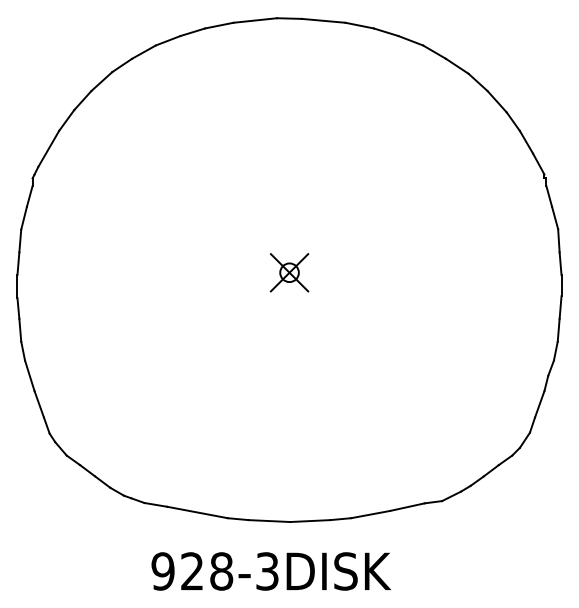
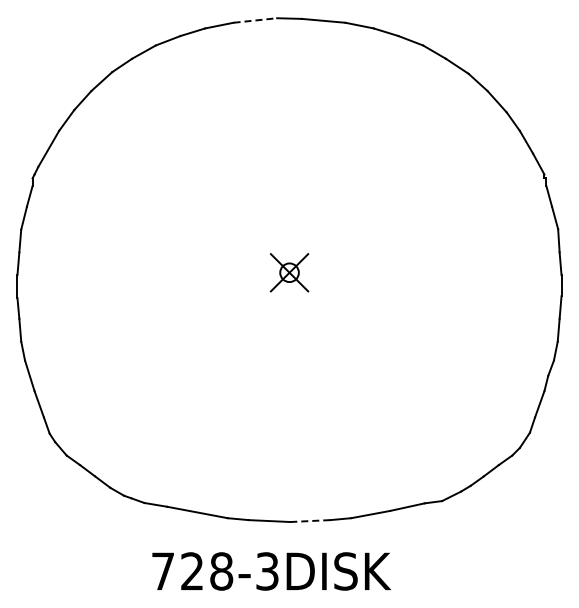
line: solid -> dashed (255, 20)
line: solid -> dashed (310, 521)
text: 928-3DISK -> 728-3DISK (162, 571)
